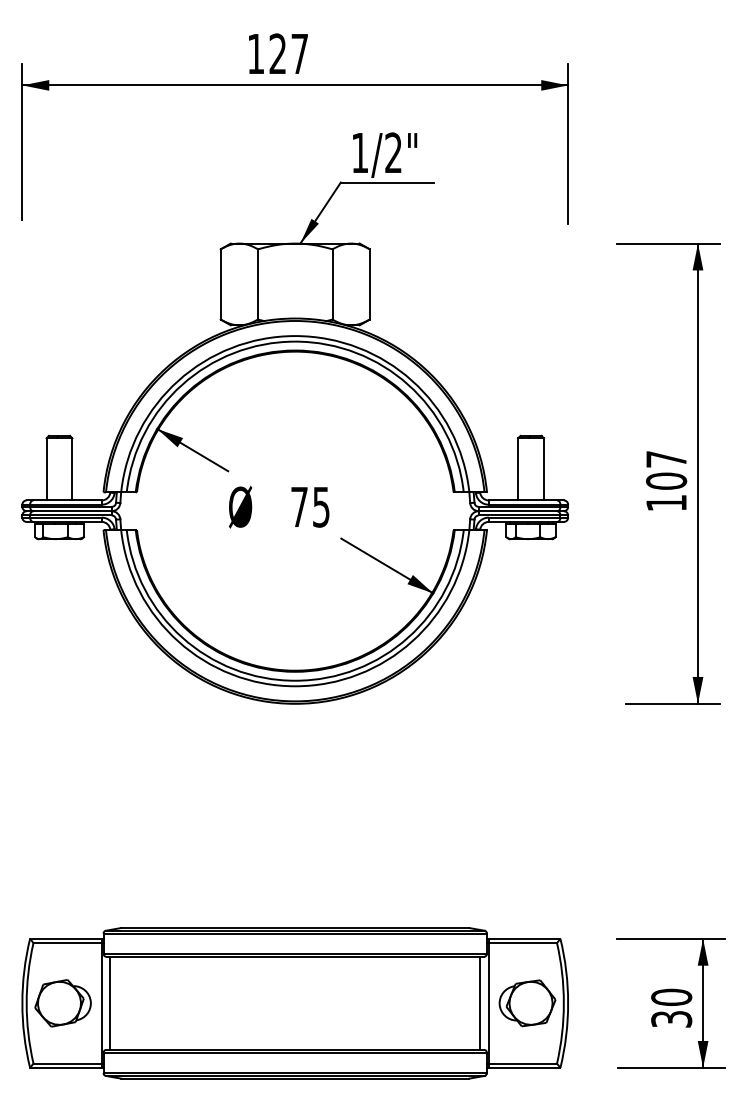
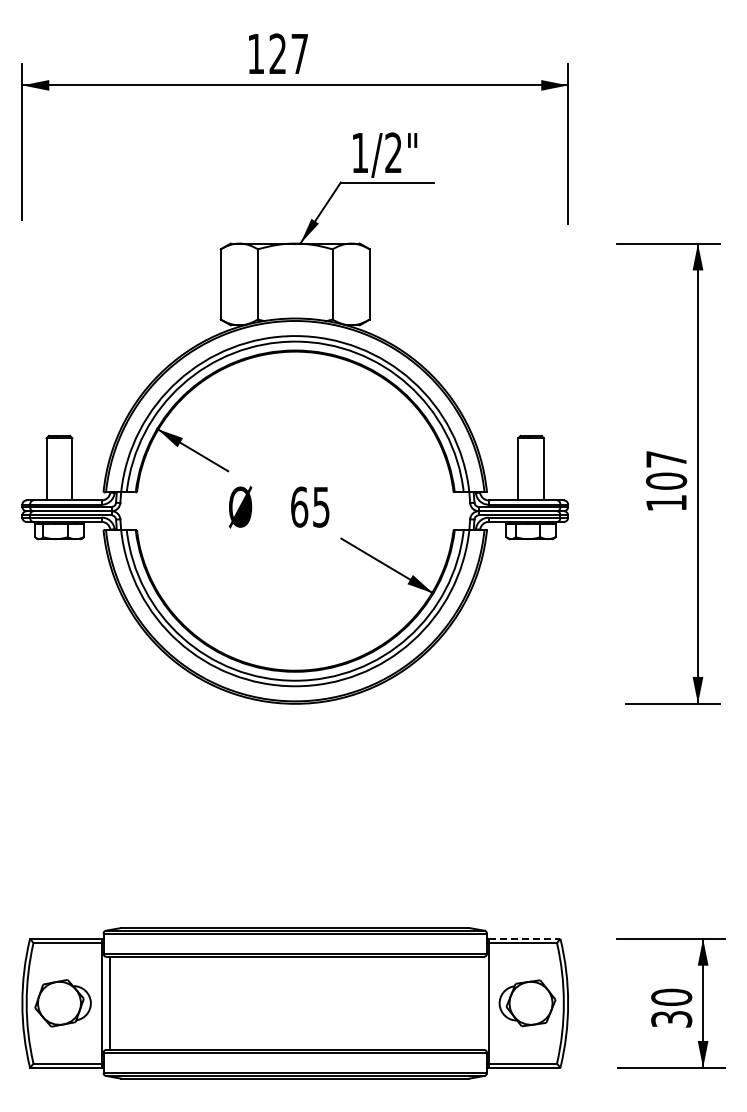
text: 75 -> 65 (299, 506)
line: solid -> dashed (524, 938)
line: present -> none (480, 1002)
